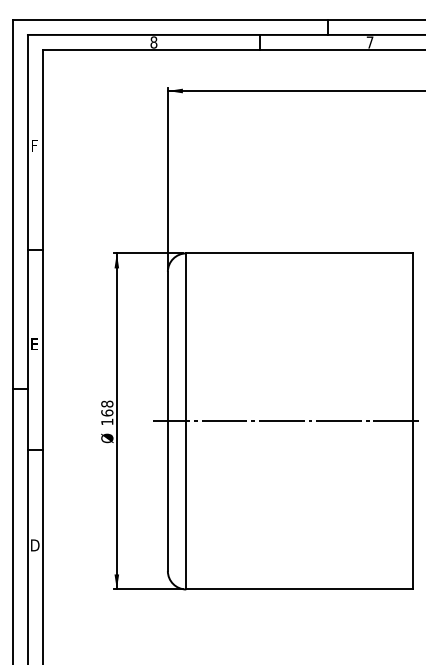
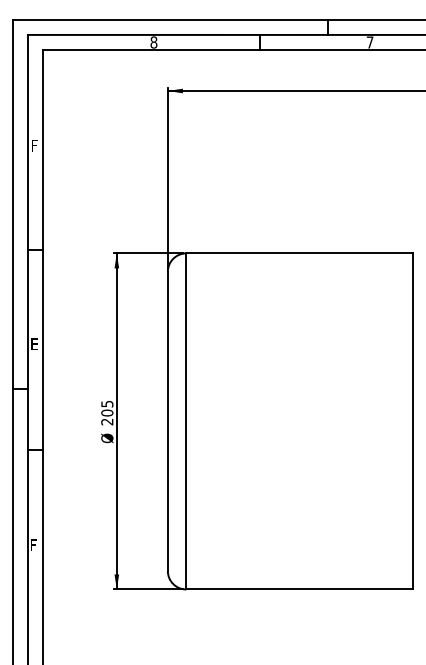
text: 168 -> 205 (107, 412)
line: present -> none (285, 421)
text: D -> F (35, 545)
